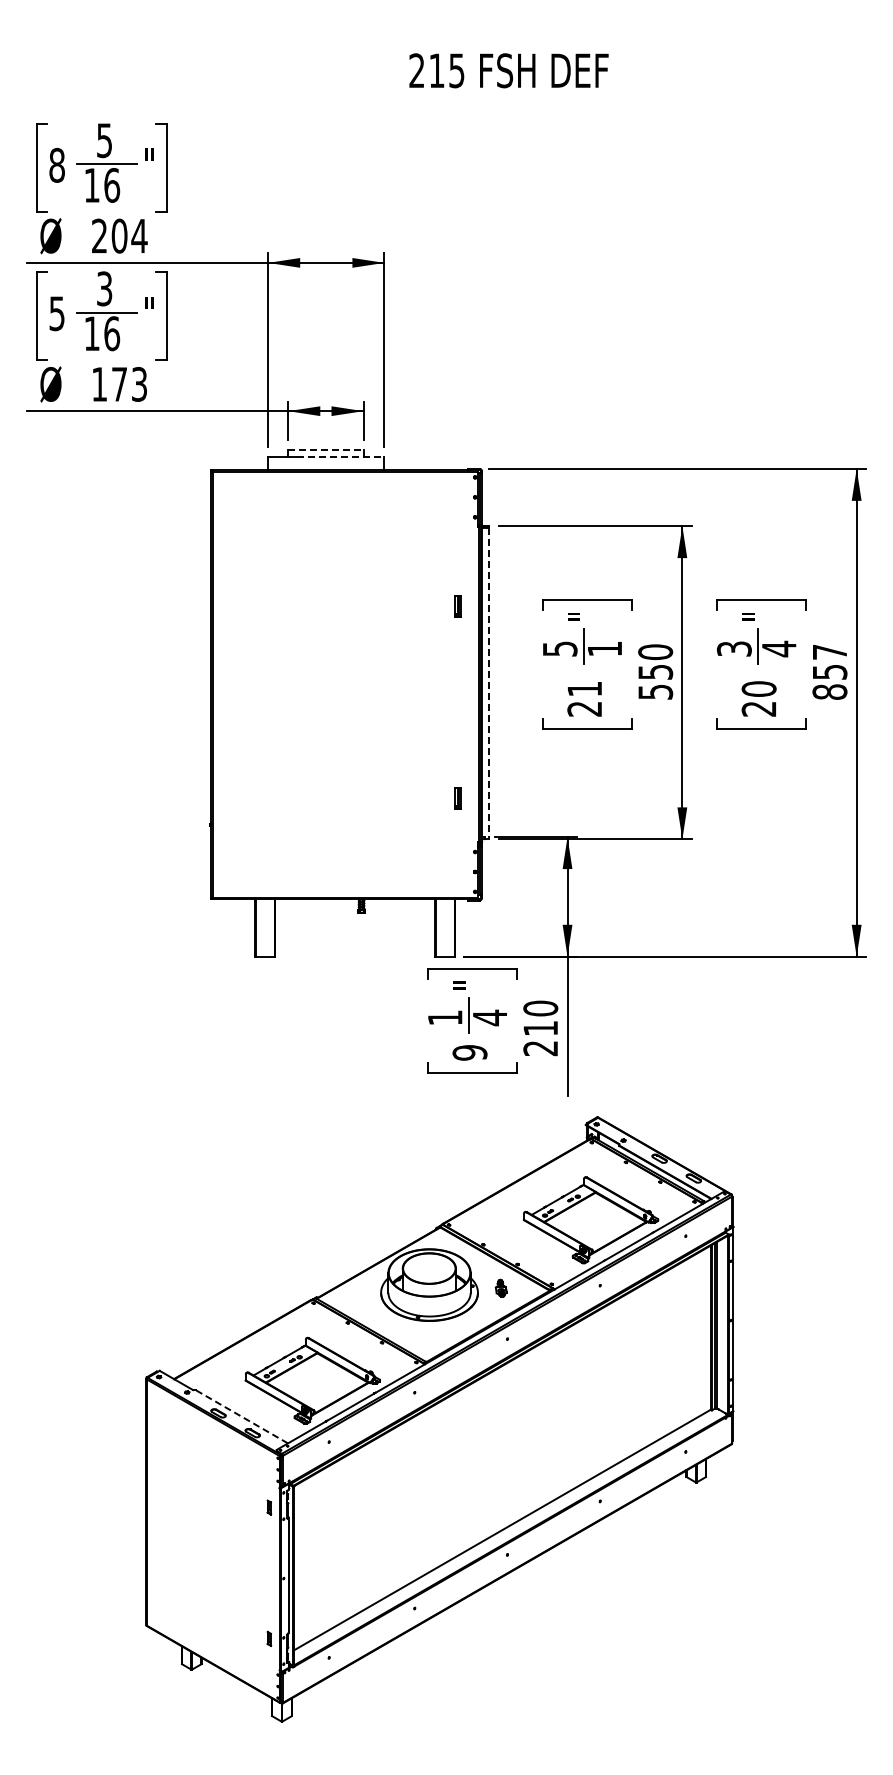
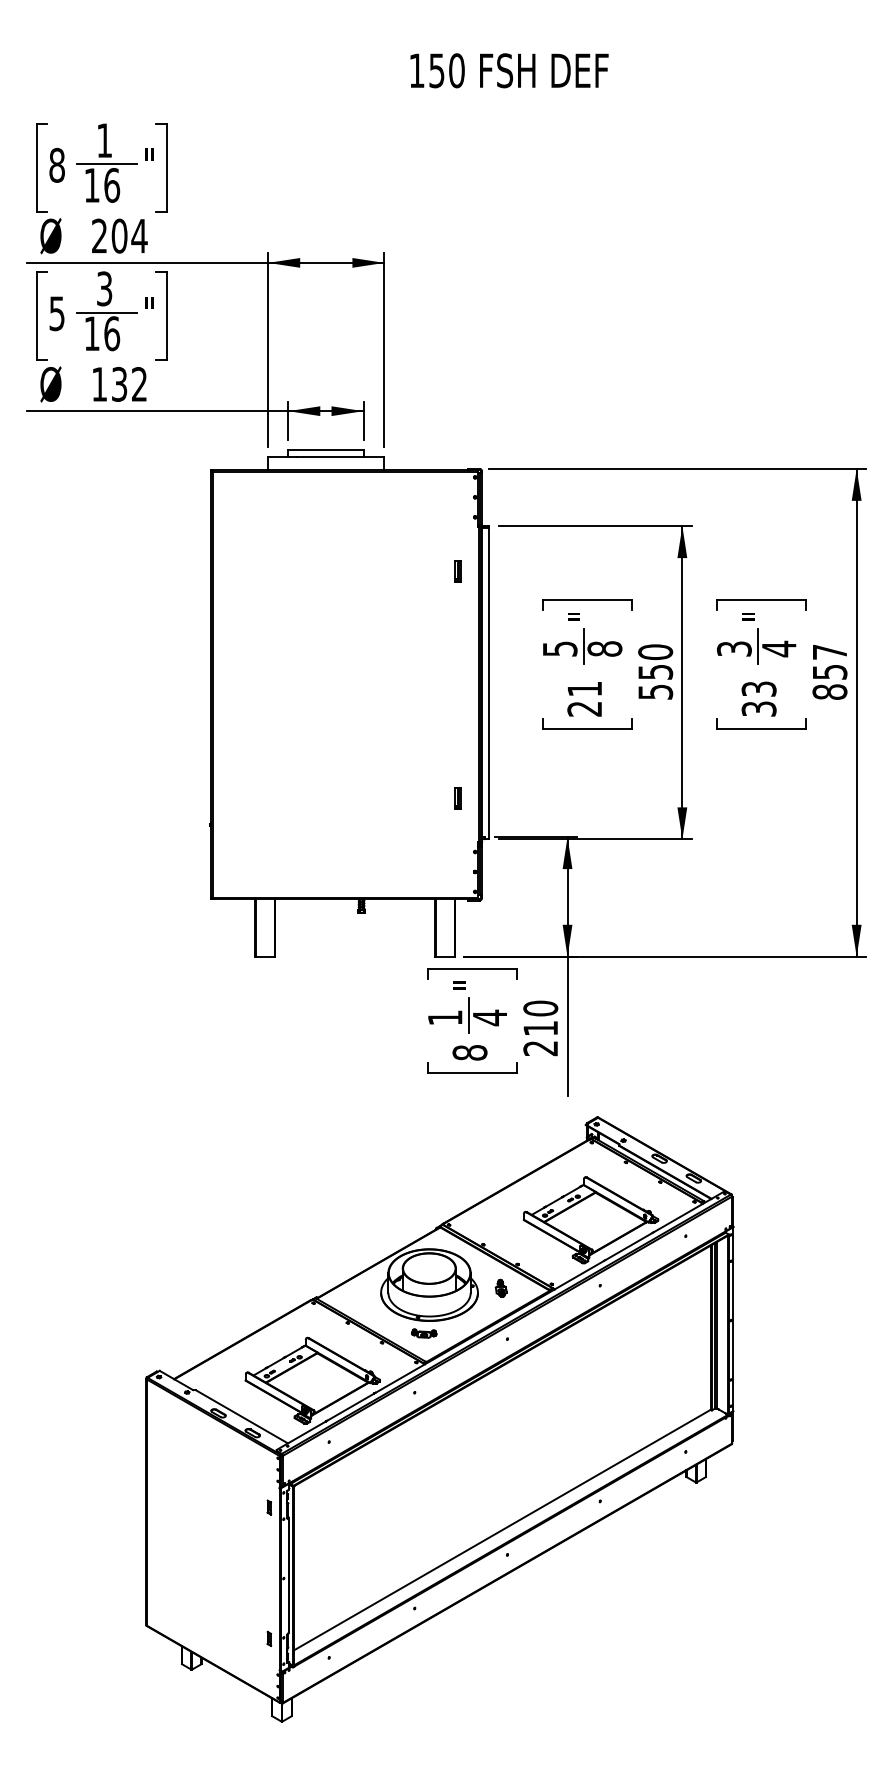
text: 215 -> 150 (436, 70)
text: 5 -> 1 (104, 140)
text: 173 -> 132 (129, 384)
line: dashed -> solid (325, 449)
line: dashed -> solid (340, 456)
part position: (457, 606) -> (457, 571) (457, 571)
text: 1 -> 8 (604, 648)
line: dashed -> solid (489, 683)
text: 20 -> 33 (758, 698)
text: 9 -> 8 (469, 1052)
part: none -> present (424, 1333)
line: dashed -> solid (241, 1416)
